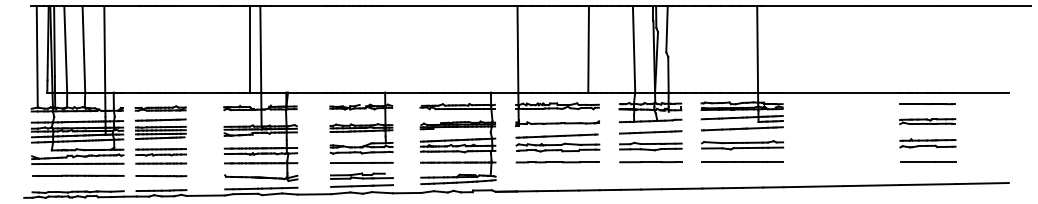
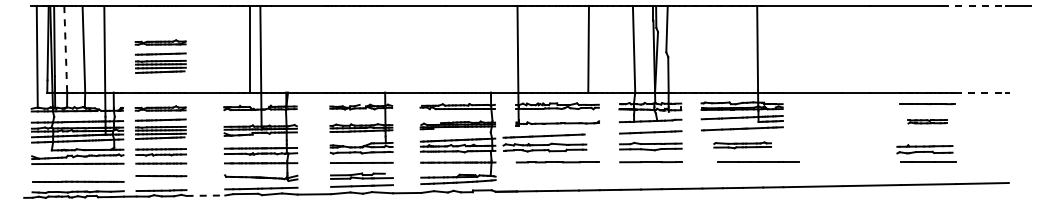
line: solid -> dashed (973, 6)
line: solid -> dashed (65, 49)
part: none -> present (160, 56)
line: solid -> dashed (980, 92)
part size: 58x8 px -> 41x6 px (927, 121)
part position: (557, 142) -> (544, 142) (544, 142)
part position: (927, 143) -> (924, 149) (924, 149)
part size: 84x11 px -> 59x9 px (742, 145)
line position: (742, 161) -> (758, 161) (758, 161)
line position: (78, 175) -> (78, 181) (78, 181)
line: solid -> dashed (206, 195)
